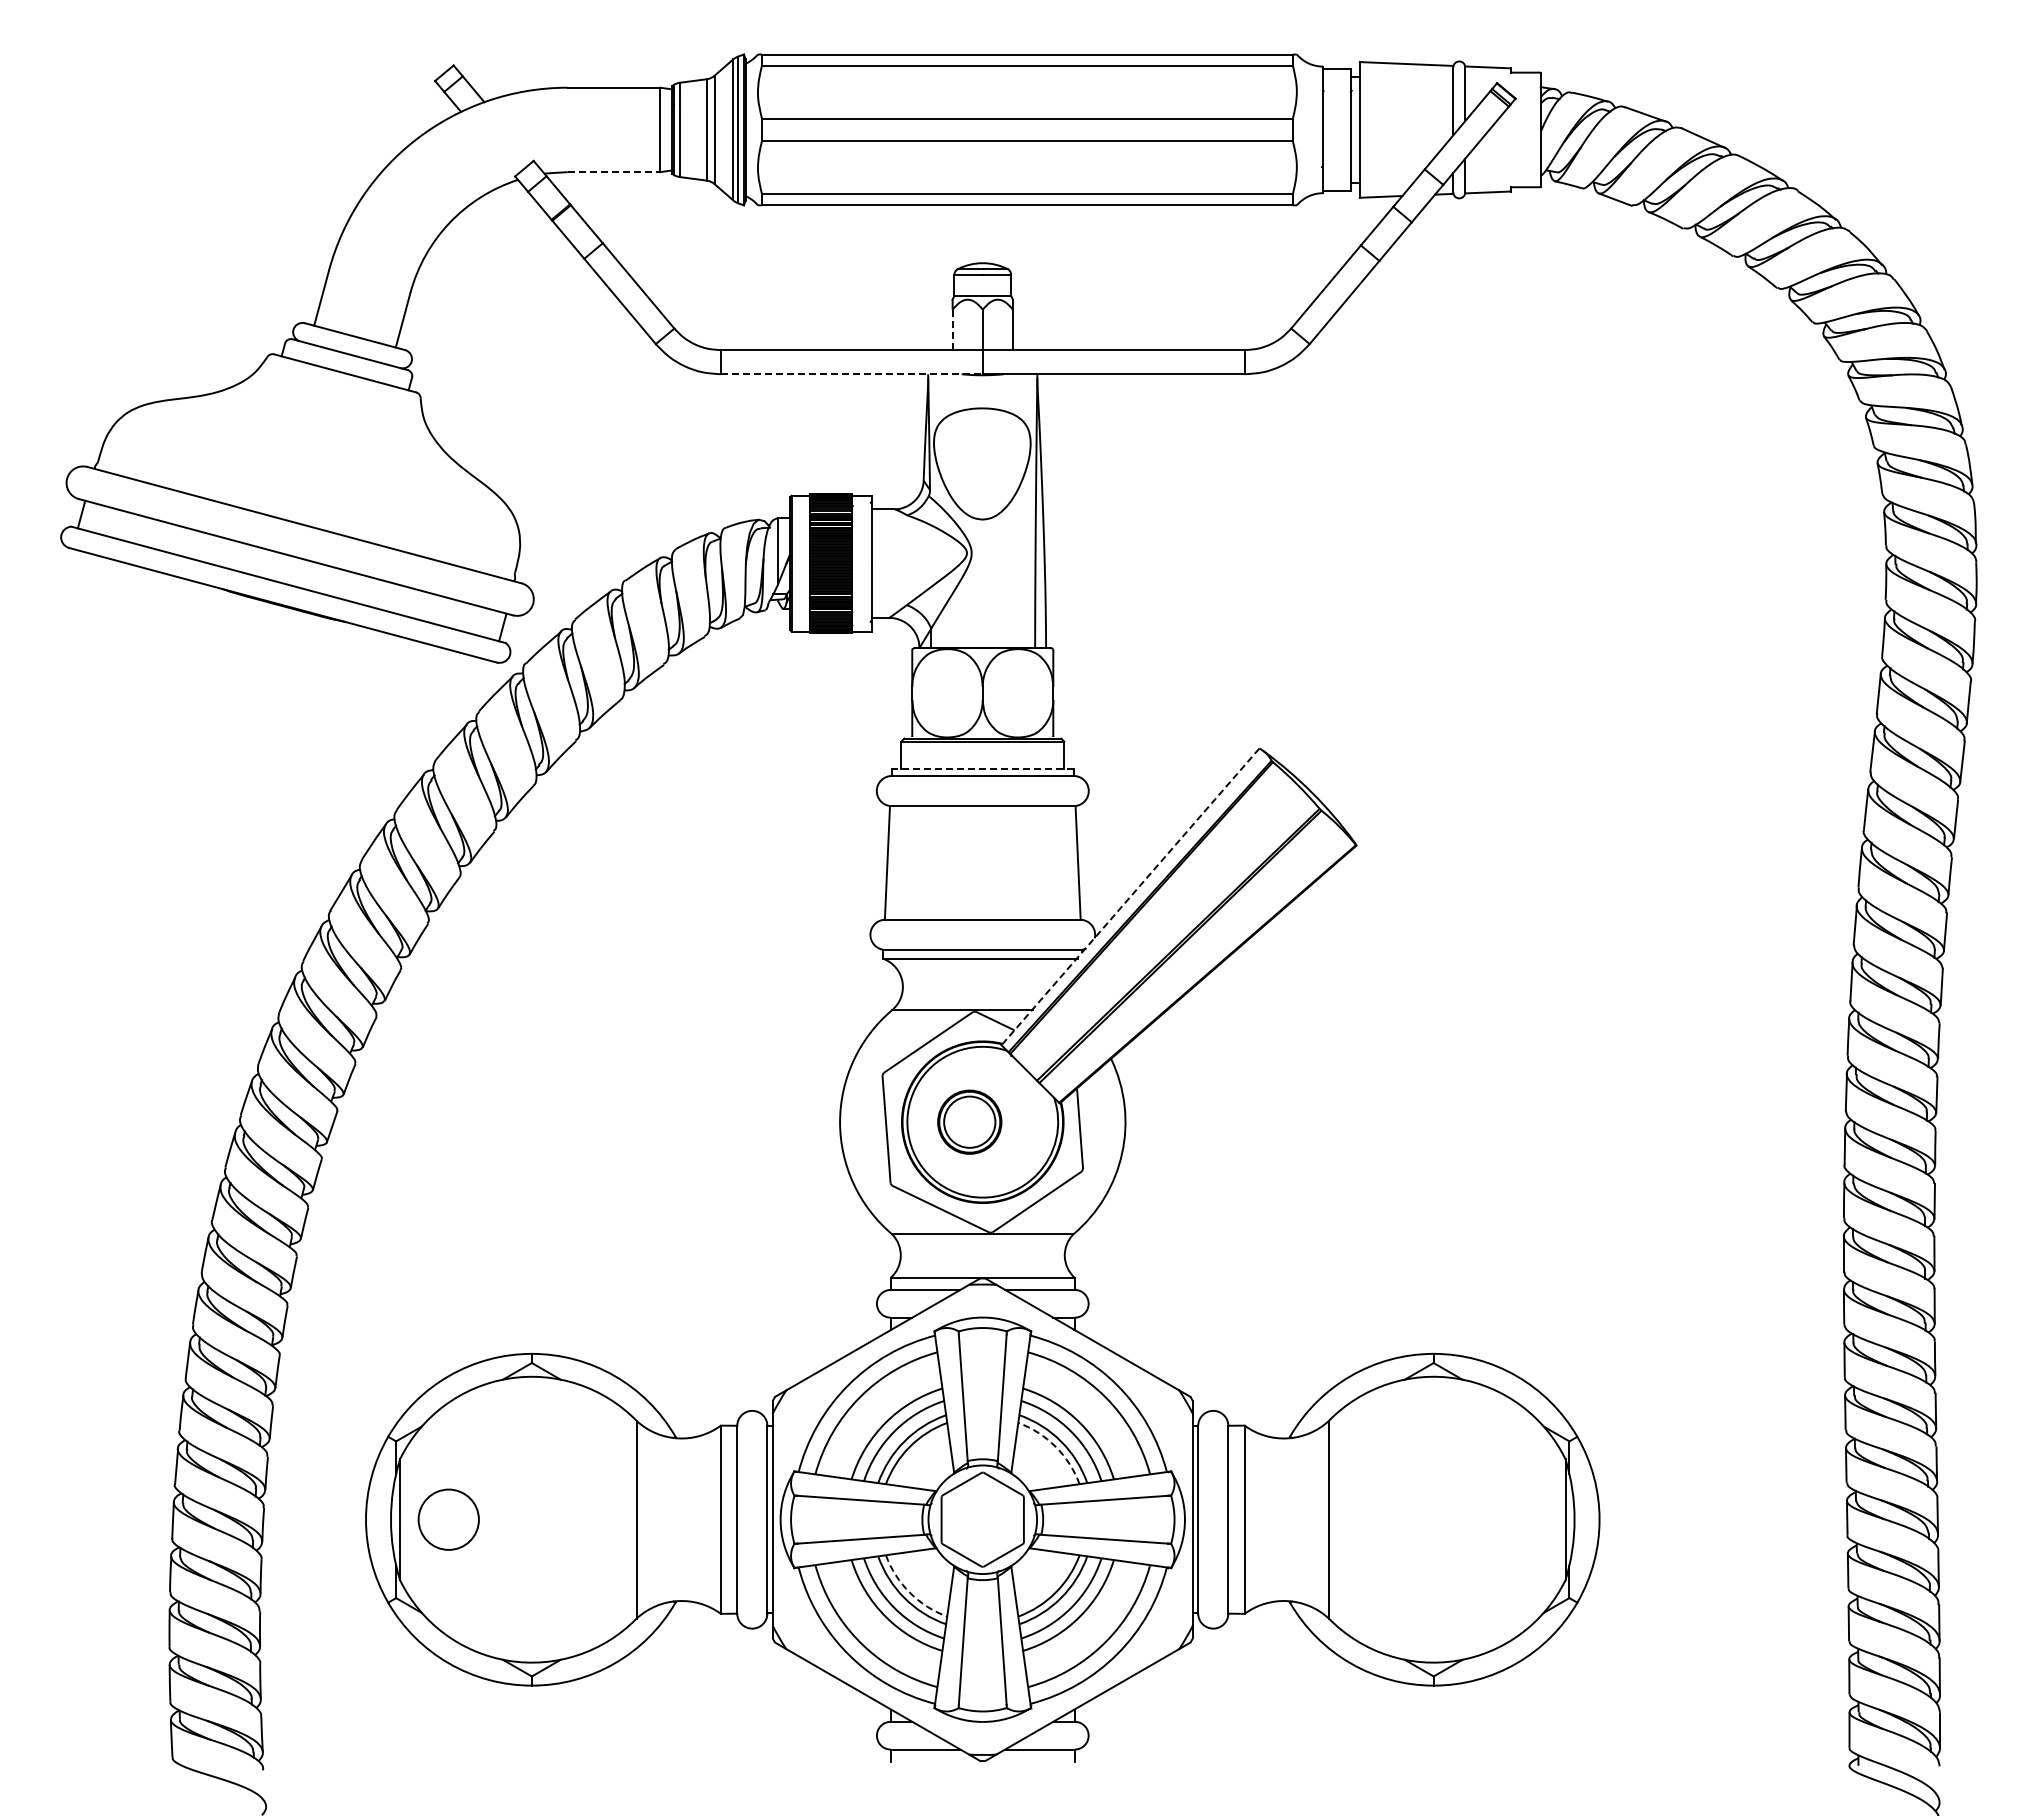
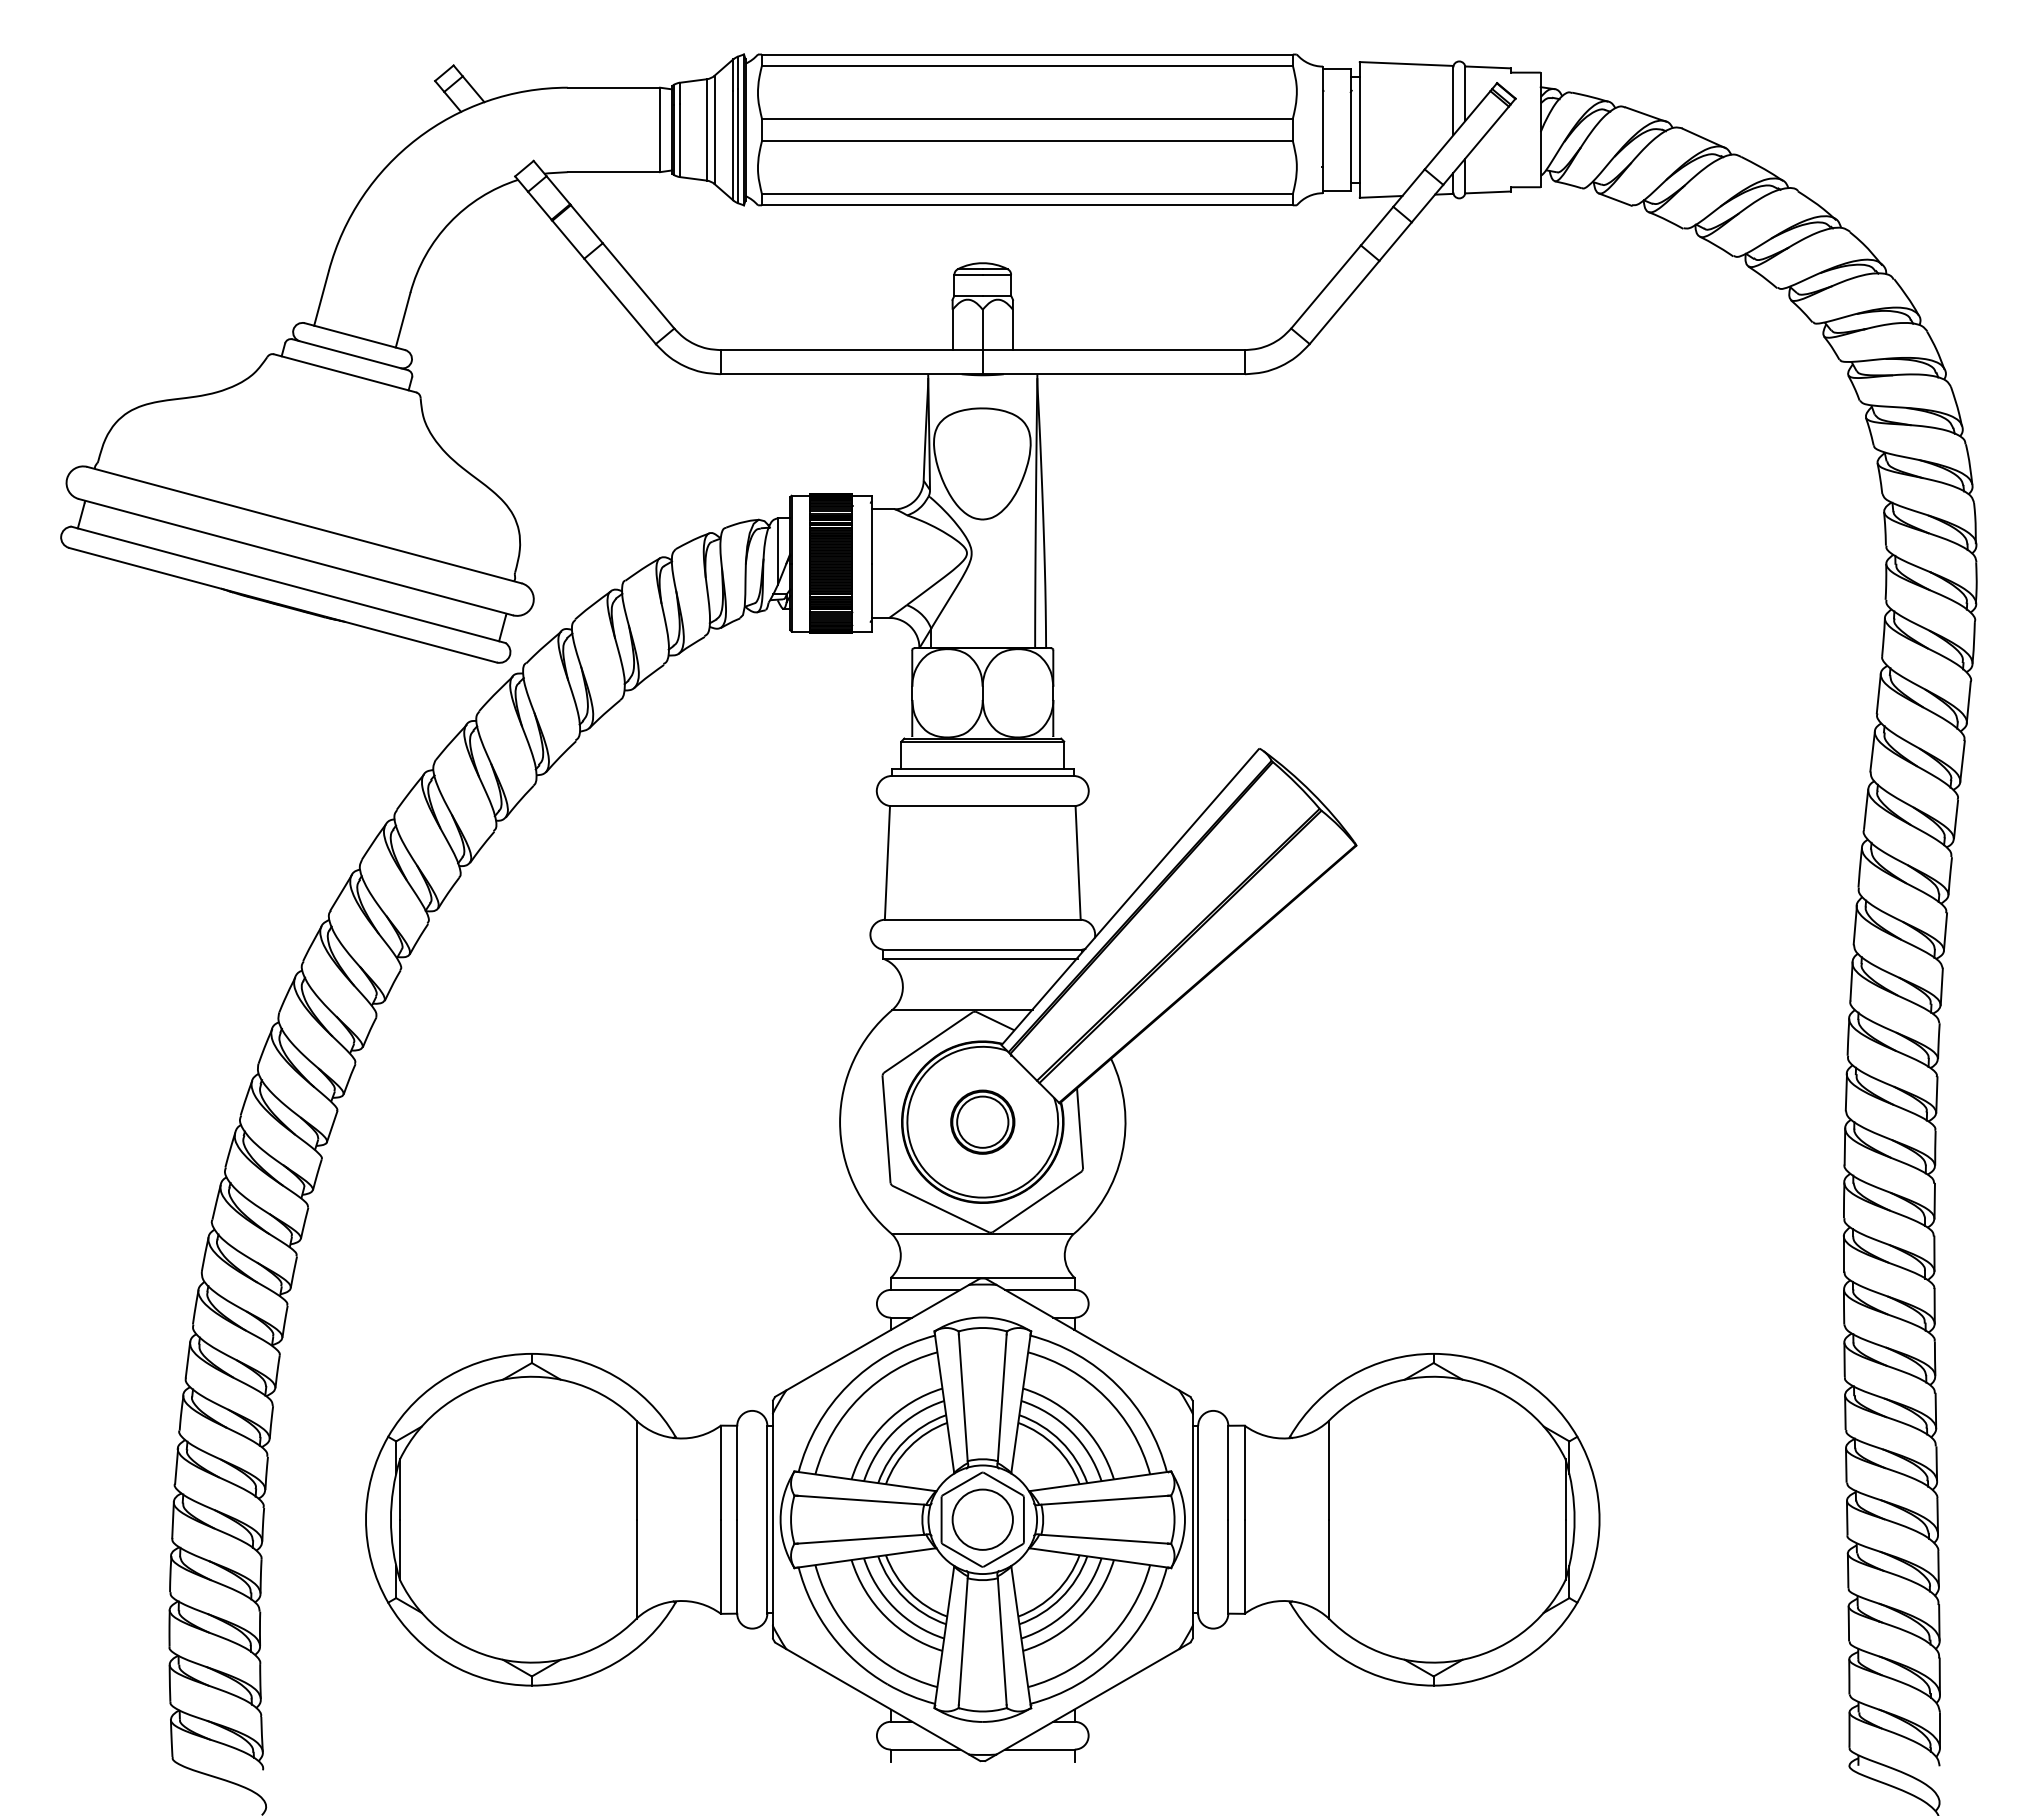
line: dashed -> solid (614, 172)
line: dashed -> solid (952, 330)
line: dashed -> solid (852, 374)
line: dashed -> solid (982, 768)
line: dashed -> solid (1130, 896)
part position: (969, 1121) -> (982, 1121) (982, 1121)
arc: dashed -> solid (1055, 1446)
circle position: (448, 1519) -> (982, 1519) (982, 1519)
arc: dashed -> solid (909, 1592)
